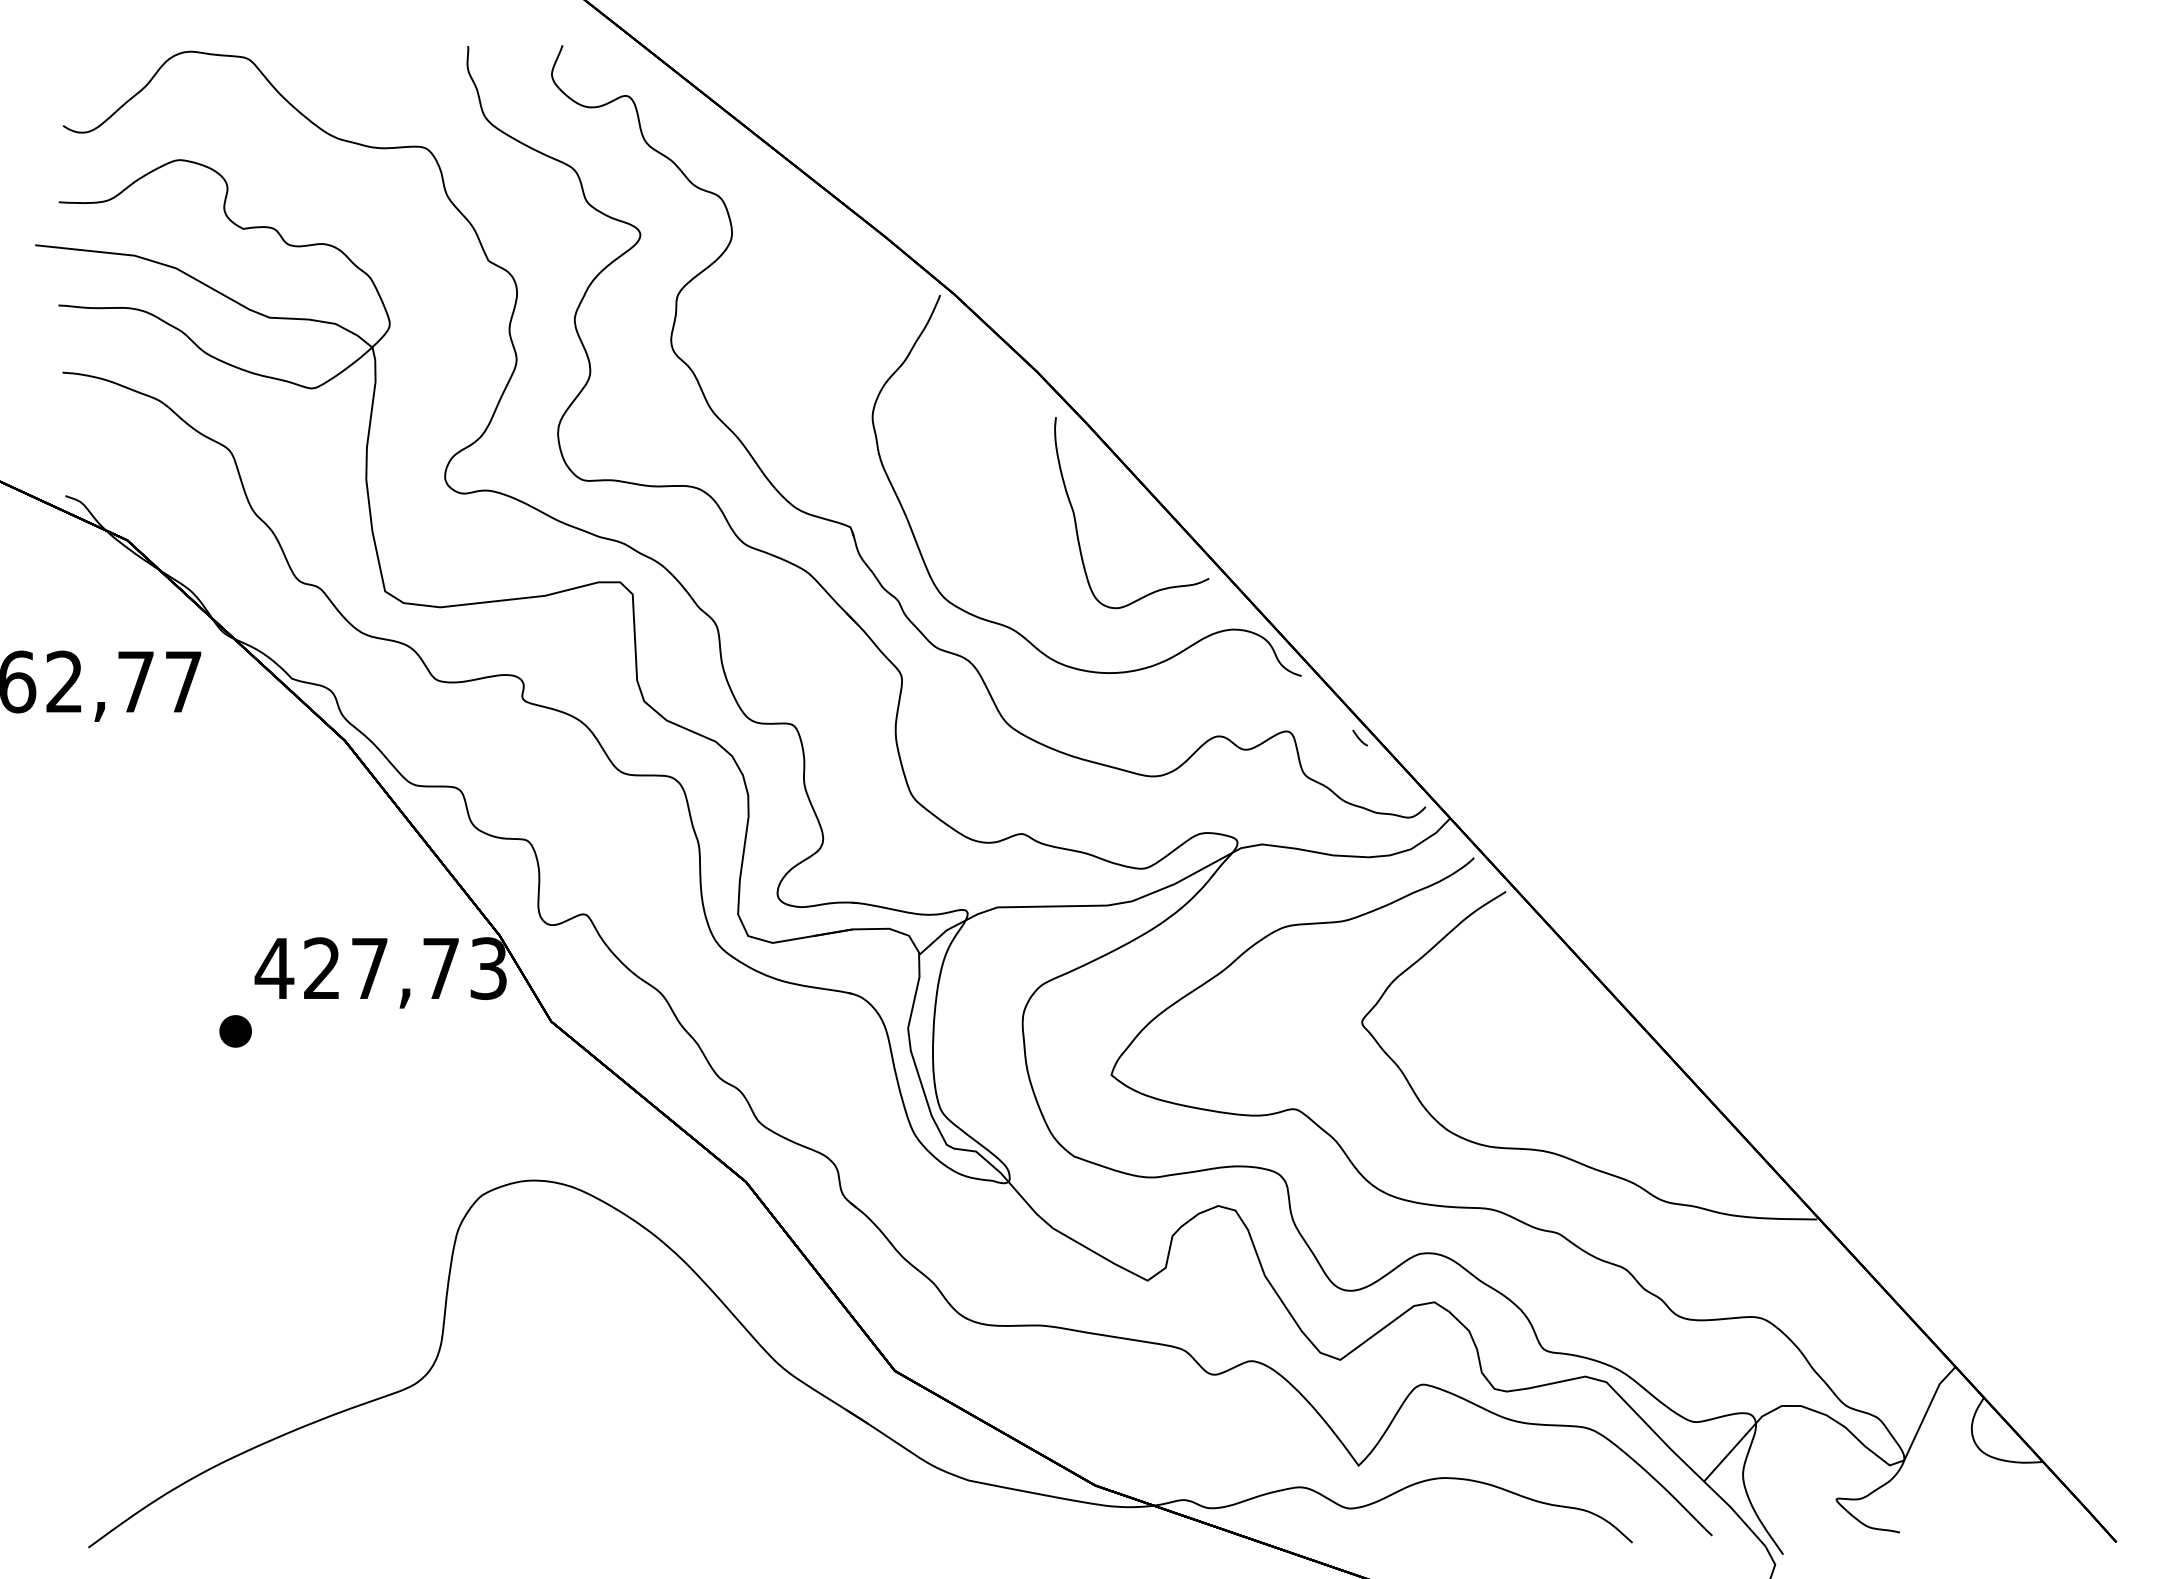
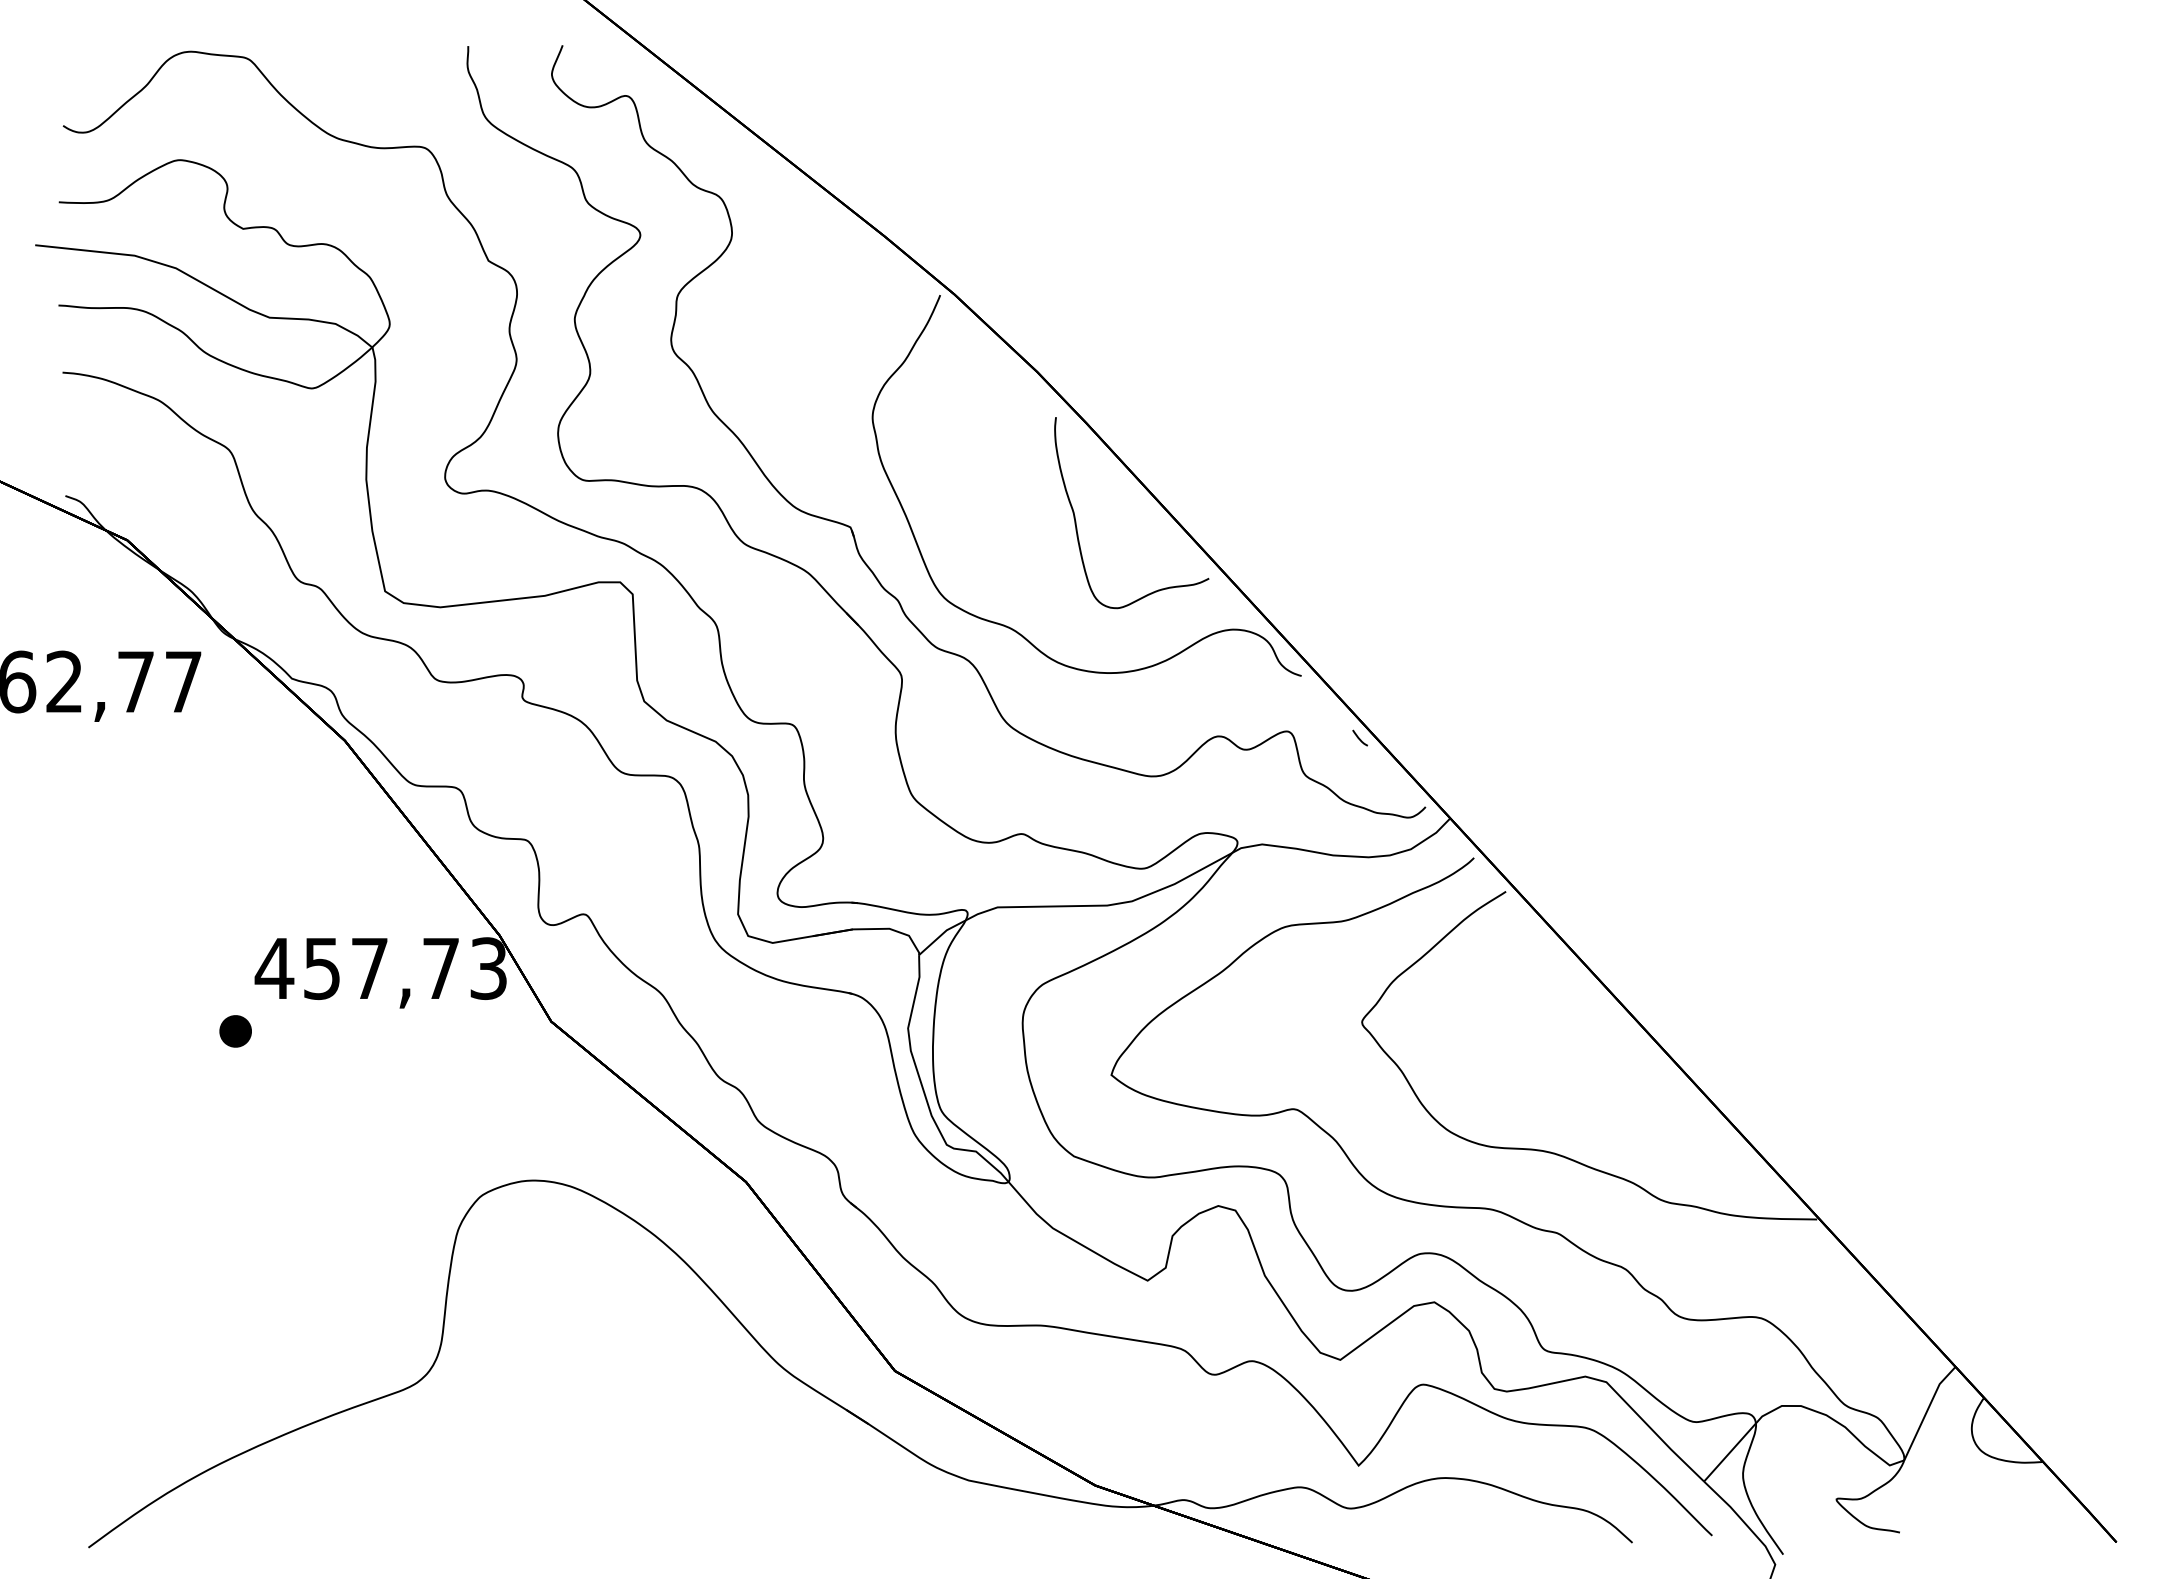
text: 427,73 -> 457,73 (321, 968)
